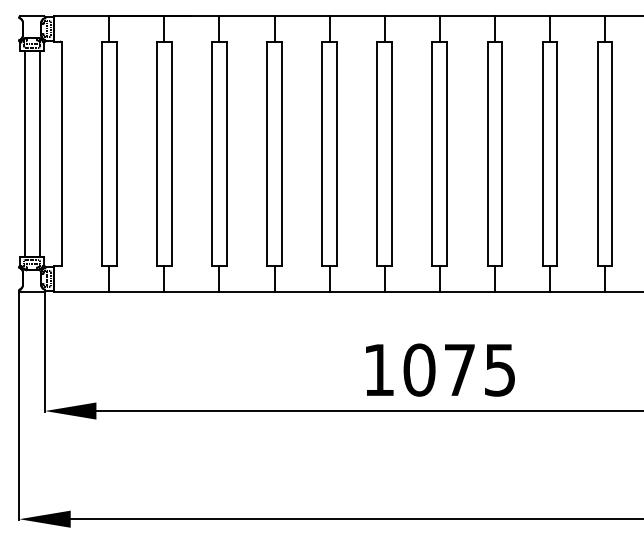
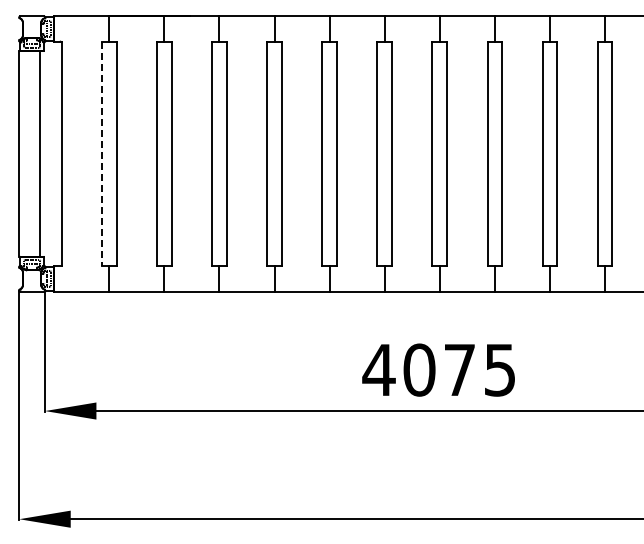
line position: (24, 153) -> (18, 153) (18, 153)
line: solid -> dashed (101, 154)
text: 1075 -> 4075 (378, 369)
